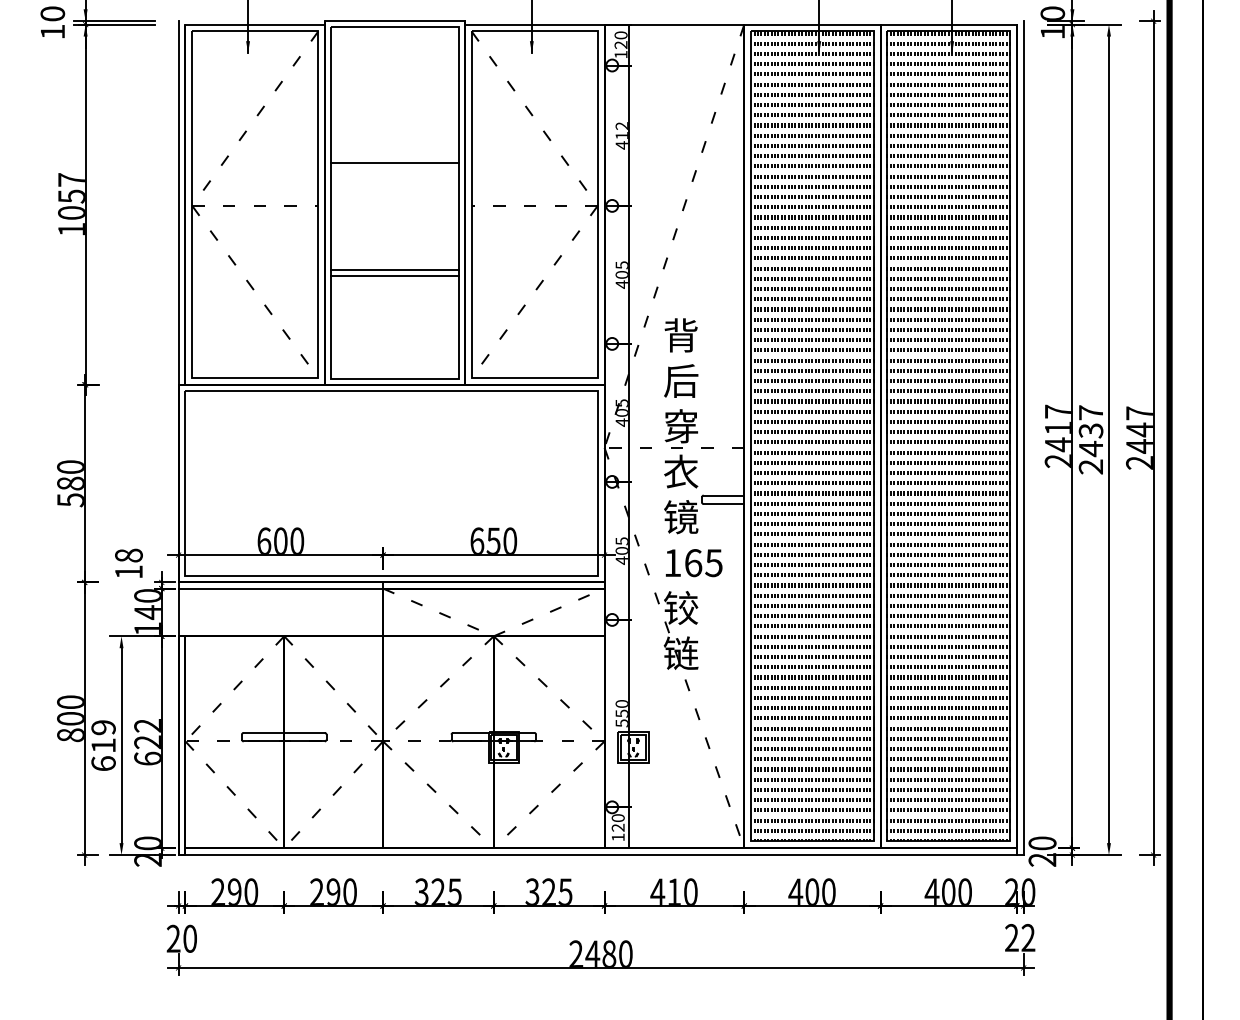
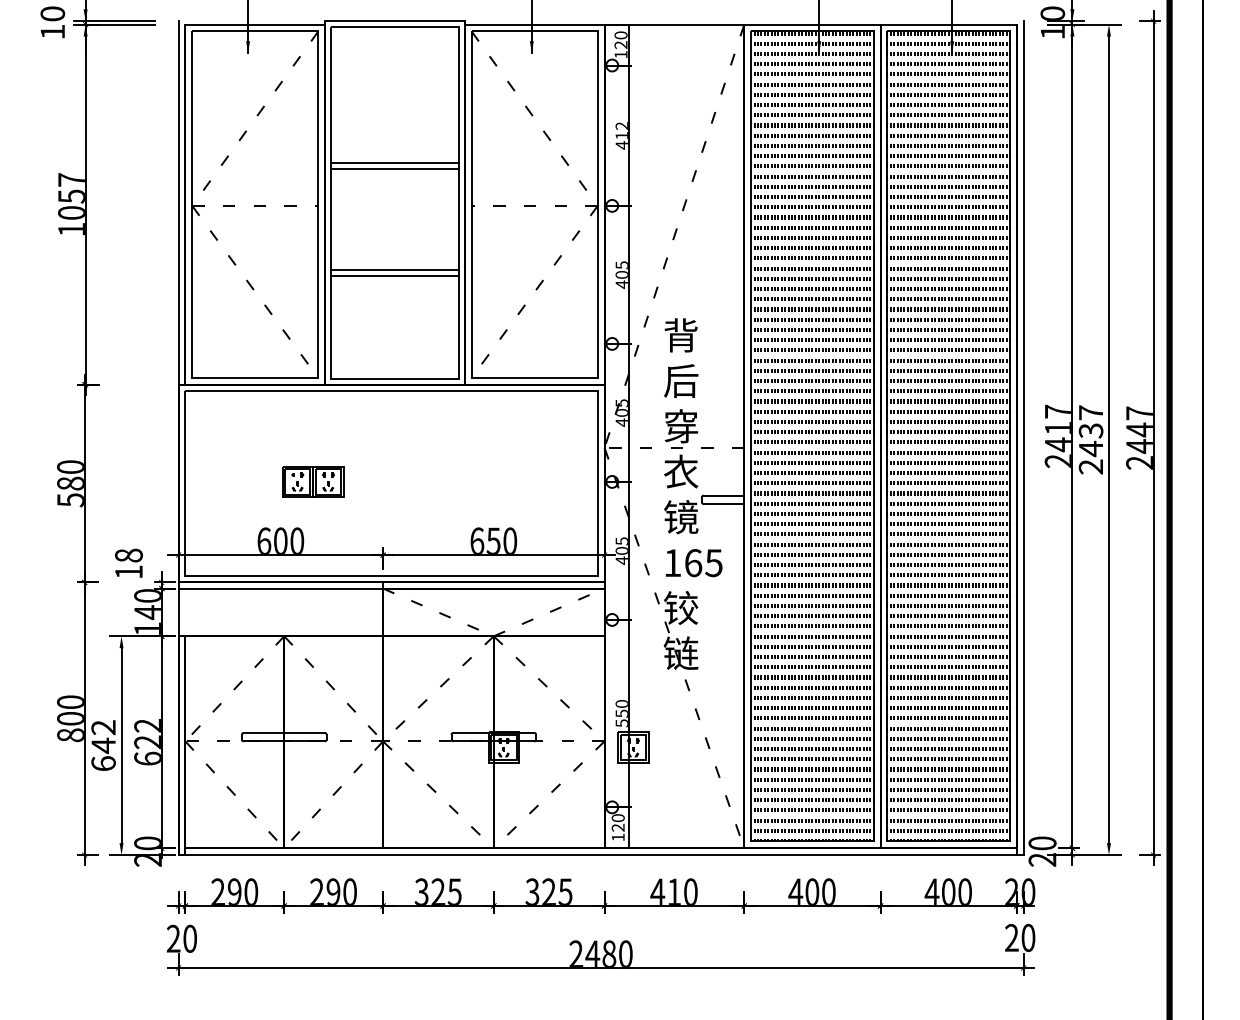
line: none -> present (394, 168)
part: none -> present (313, 481)
text: 619 -> 642 (103, 736)
text: 22 -> 20 (1028, 938)
